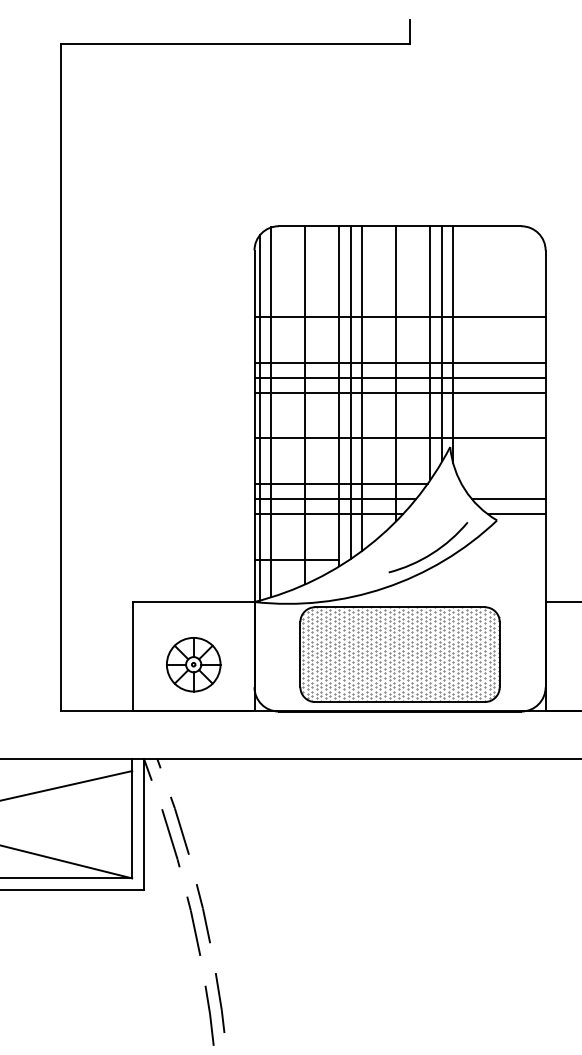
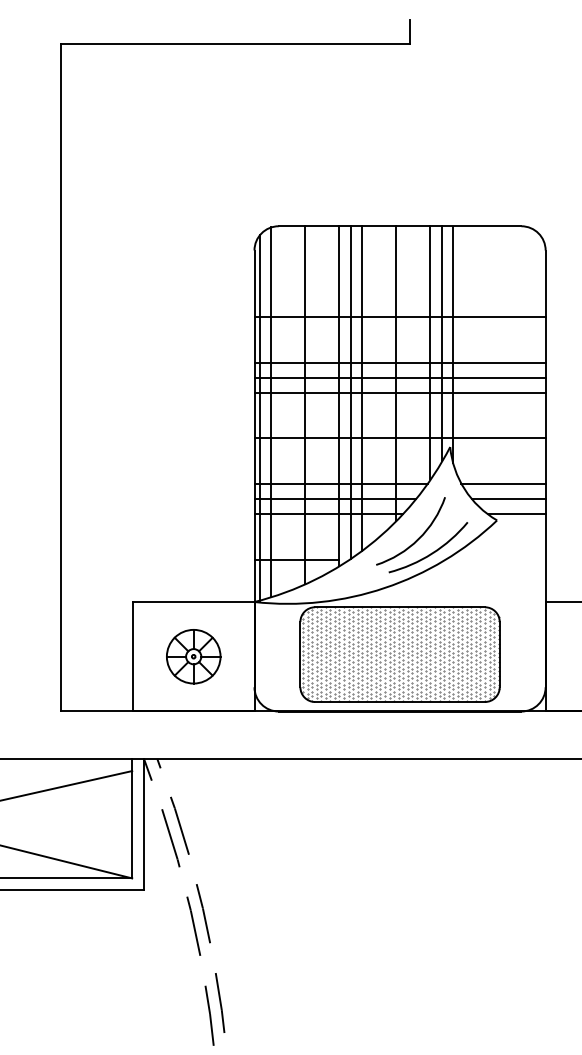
line: none -> present (503, 483)
arc: none -> present (417, 538)
part position: (193, 664) -> (193, 656) (193, 656)
